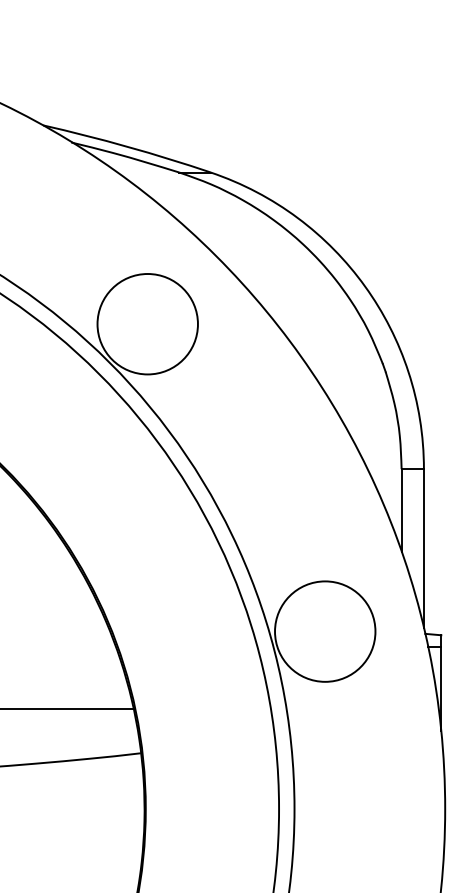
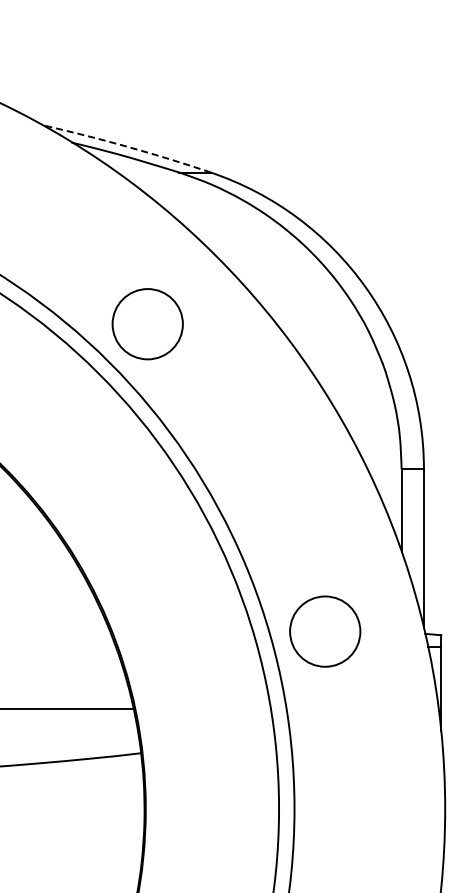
arc: solid -> dashed (127, 146)
circle diameter: 100 px -> 70 px (147, 324)
circle diameter: 100 px -> 70 px (325, 631)
